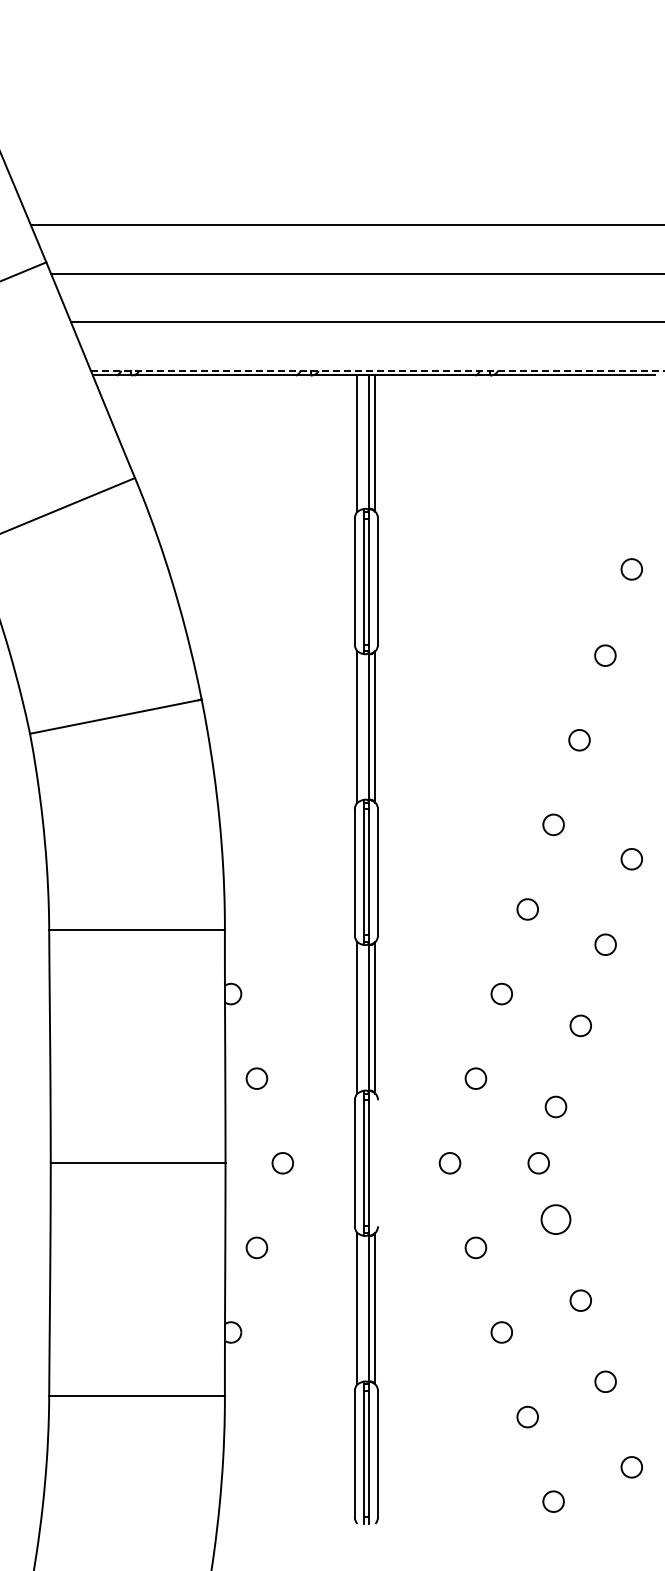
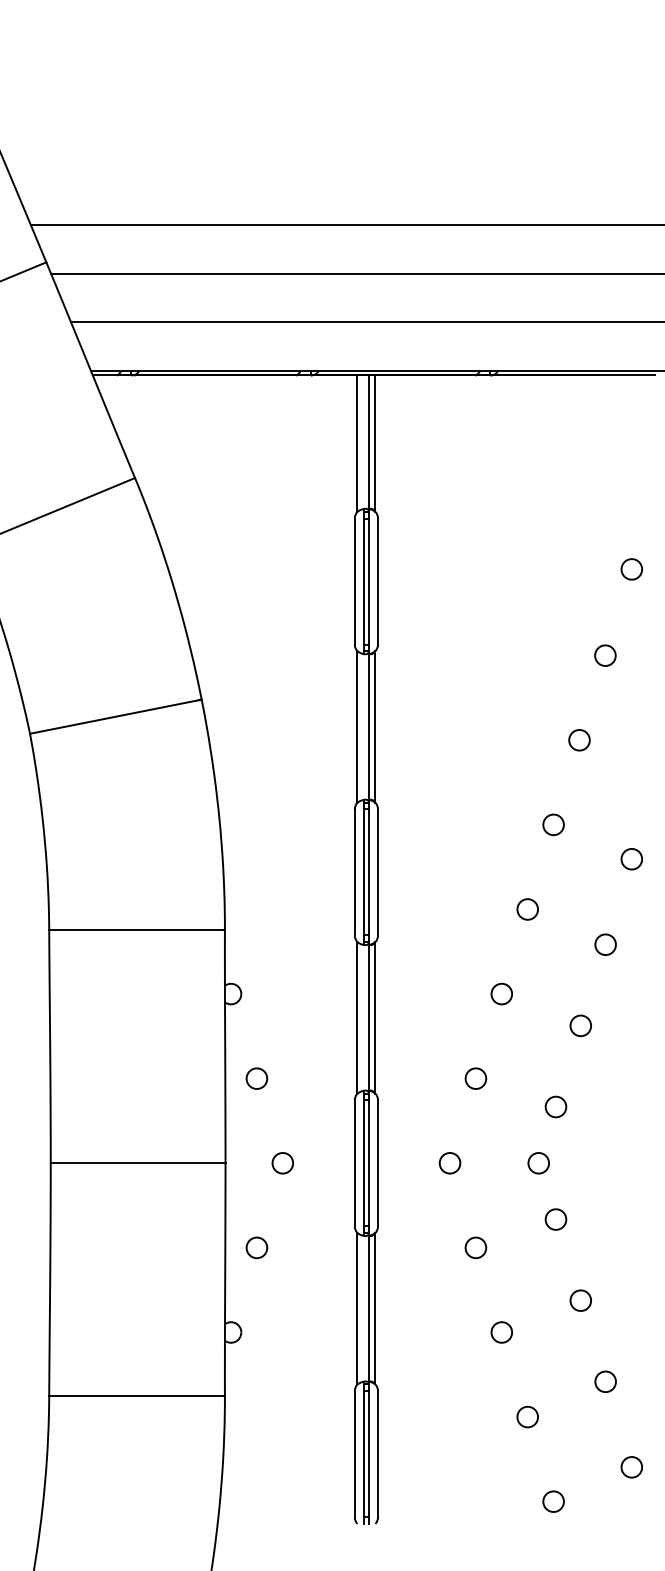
line: dashed -> solid (377, 370)
line: none -> present (378, 1163)
circle size: 32x31 px -> 24x23 px (555, 1219)
